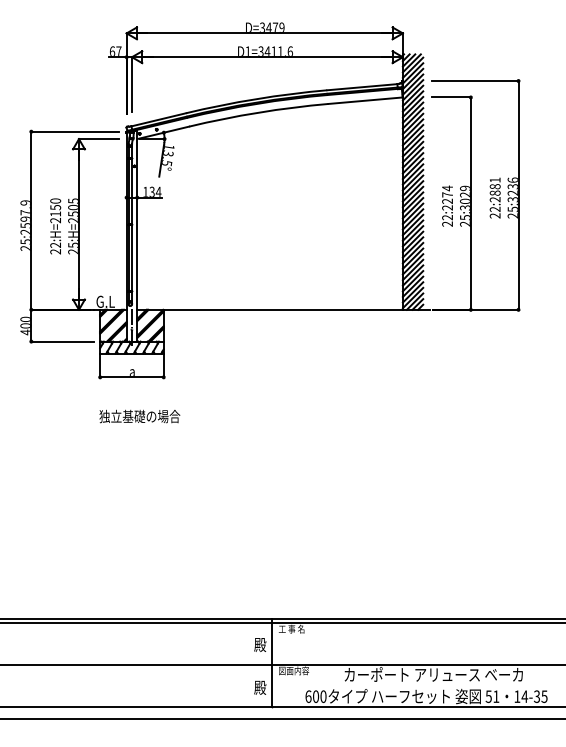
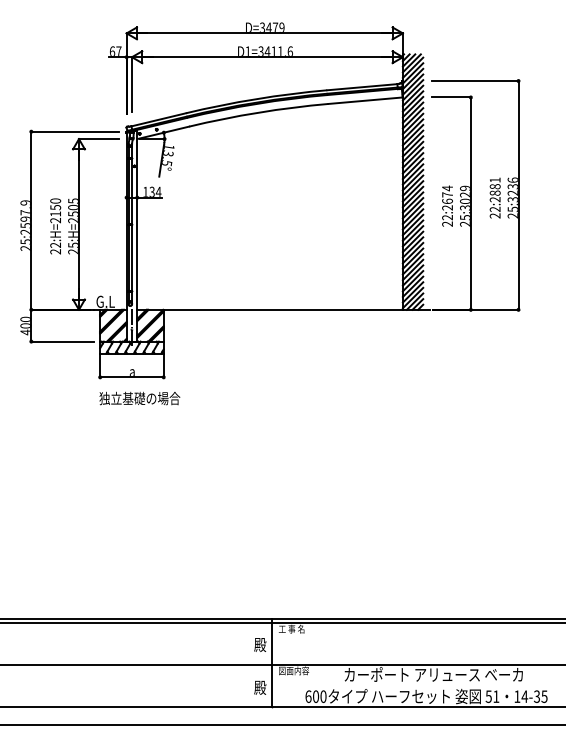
text: 22:2274 -> 22:2674 (447, 201)
text position: (139, 416) -> (139, 398) (139, 398)
line position: (282, 718) -> (282, 724) (282, 724)
